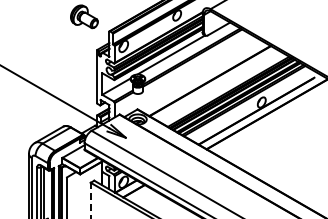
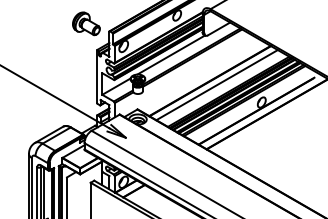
part position: (84, 16) -> (86, 23) (86, 23)
line: none -> present (216, 85)
line: dashed -> solid (90, 200)
